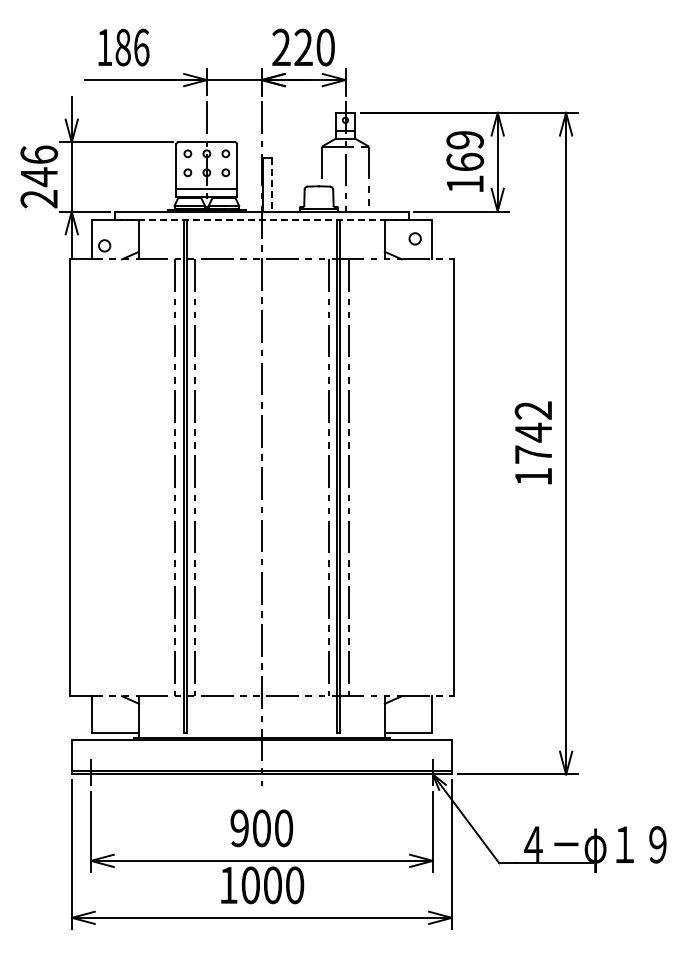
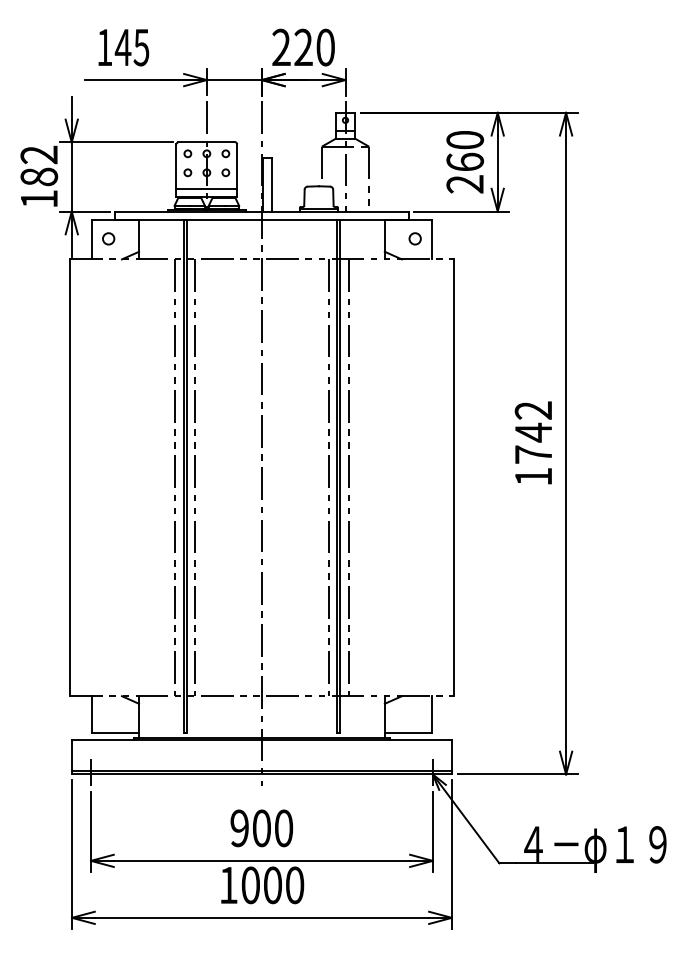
text: 186 -> 145 (131, 47)
text: 169 -> 260 (465, 162)
text: 246 -> 182 (39, 176)
line: dashed -> solid (272, 184)
line: dashed -> solid (261, 219)
circle position: (104, 245) -> (108, 238) (108, 238)
